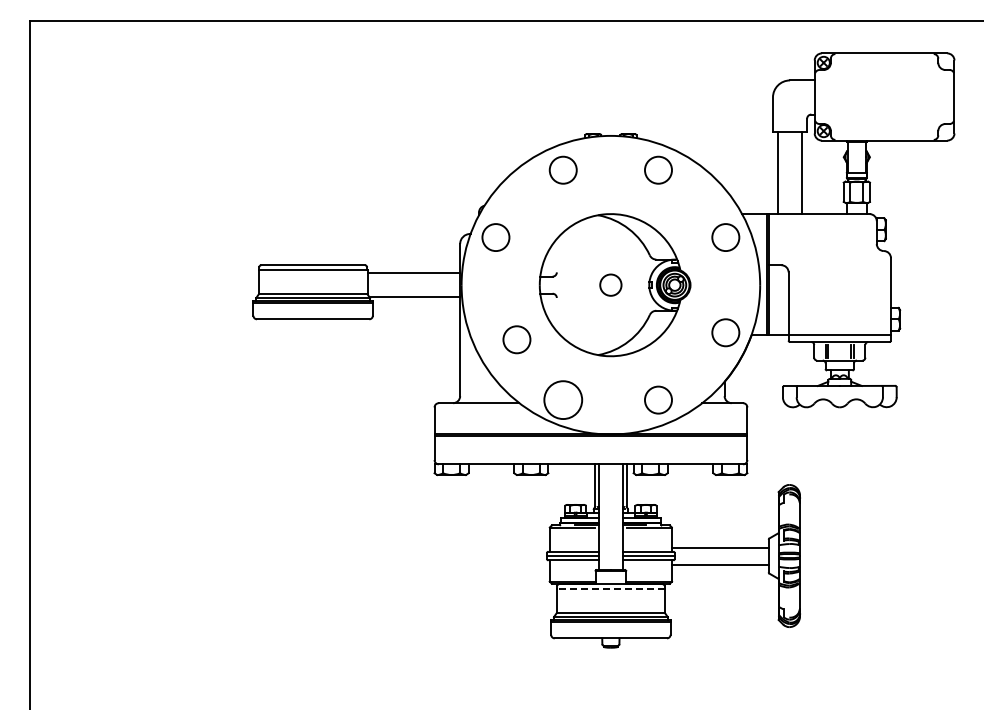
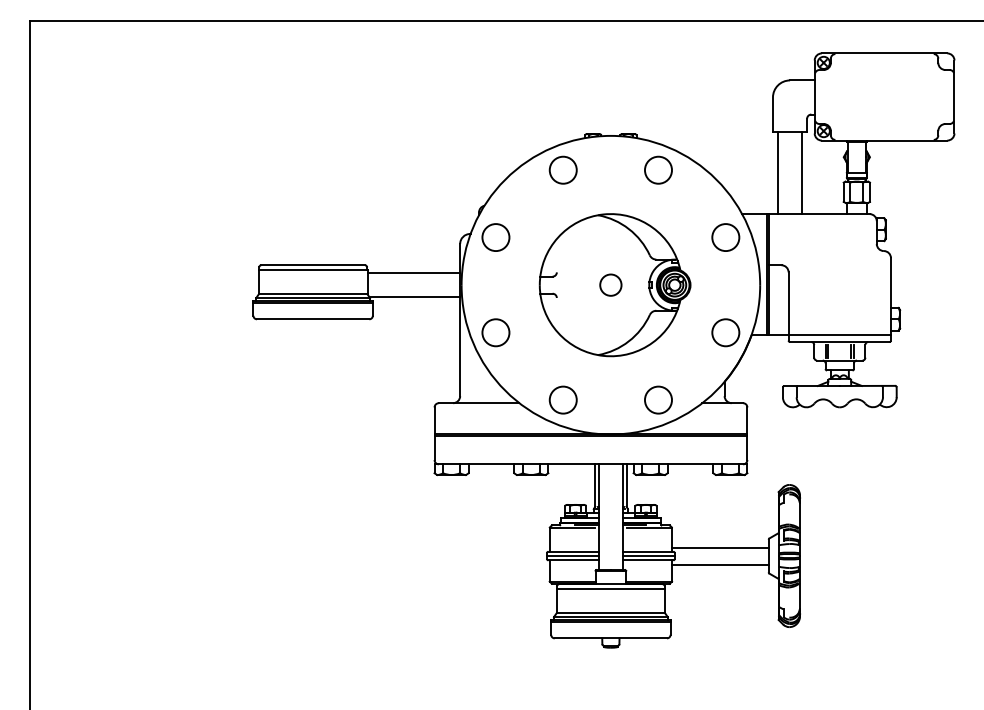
circle position: (516, 339) -> (495, 332) (495, 332)
circle diameter: 38 px -> 27 px (562, 399)
line: dashed -> solid (610, 588)
